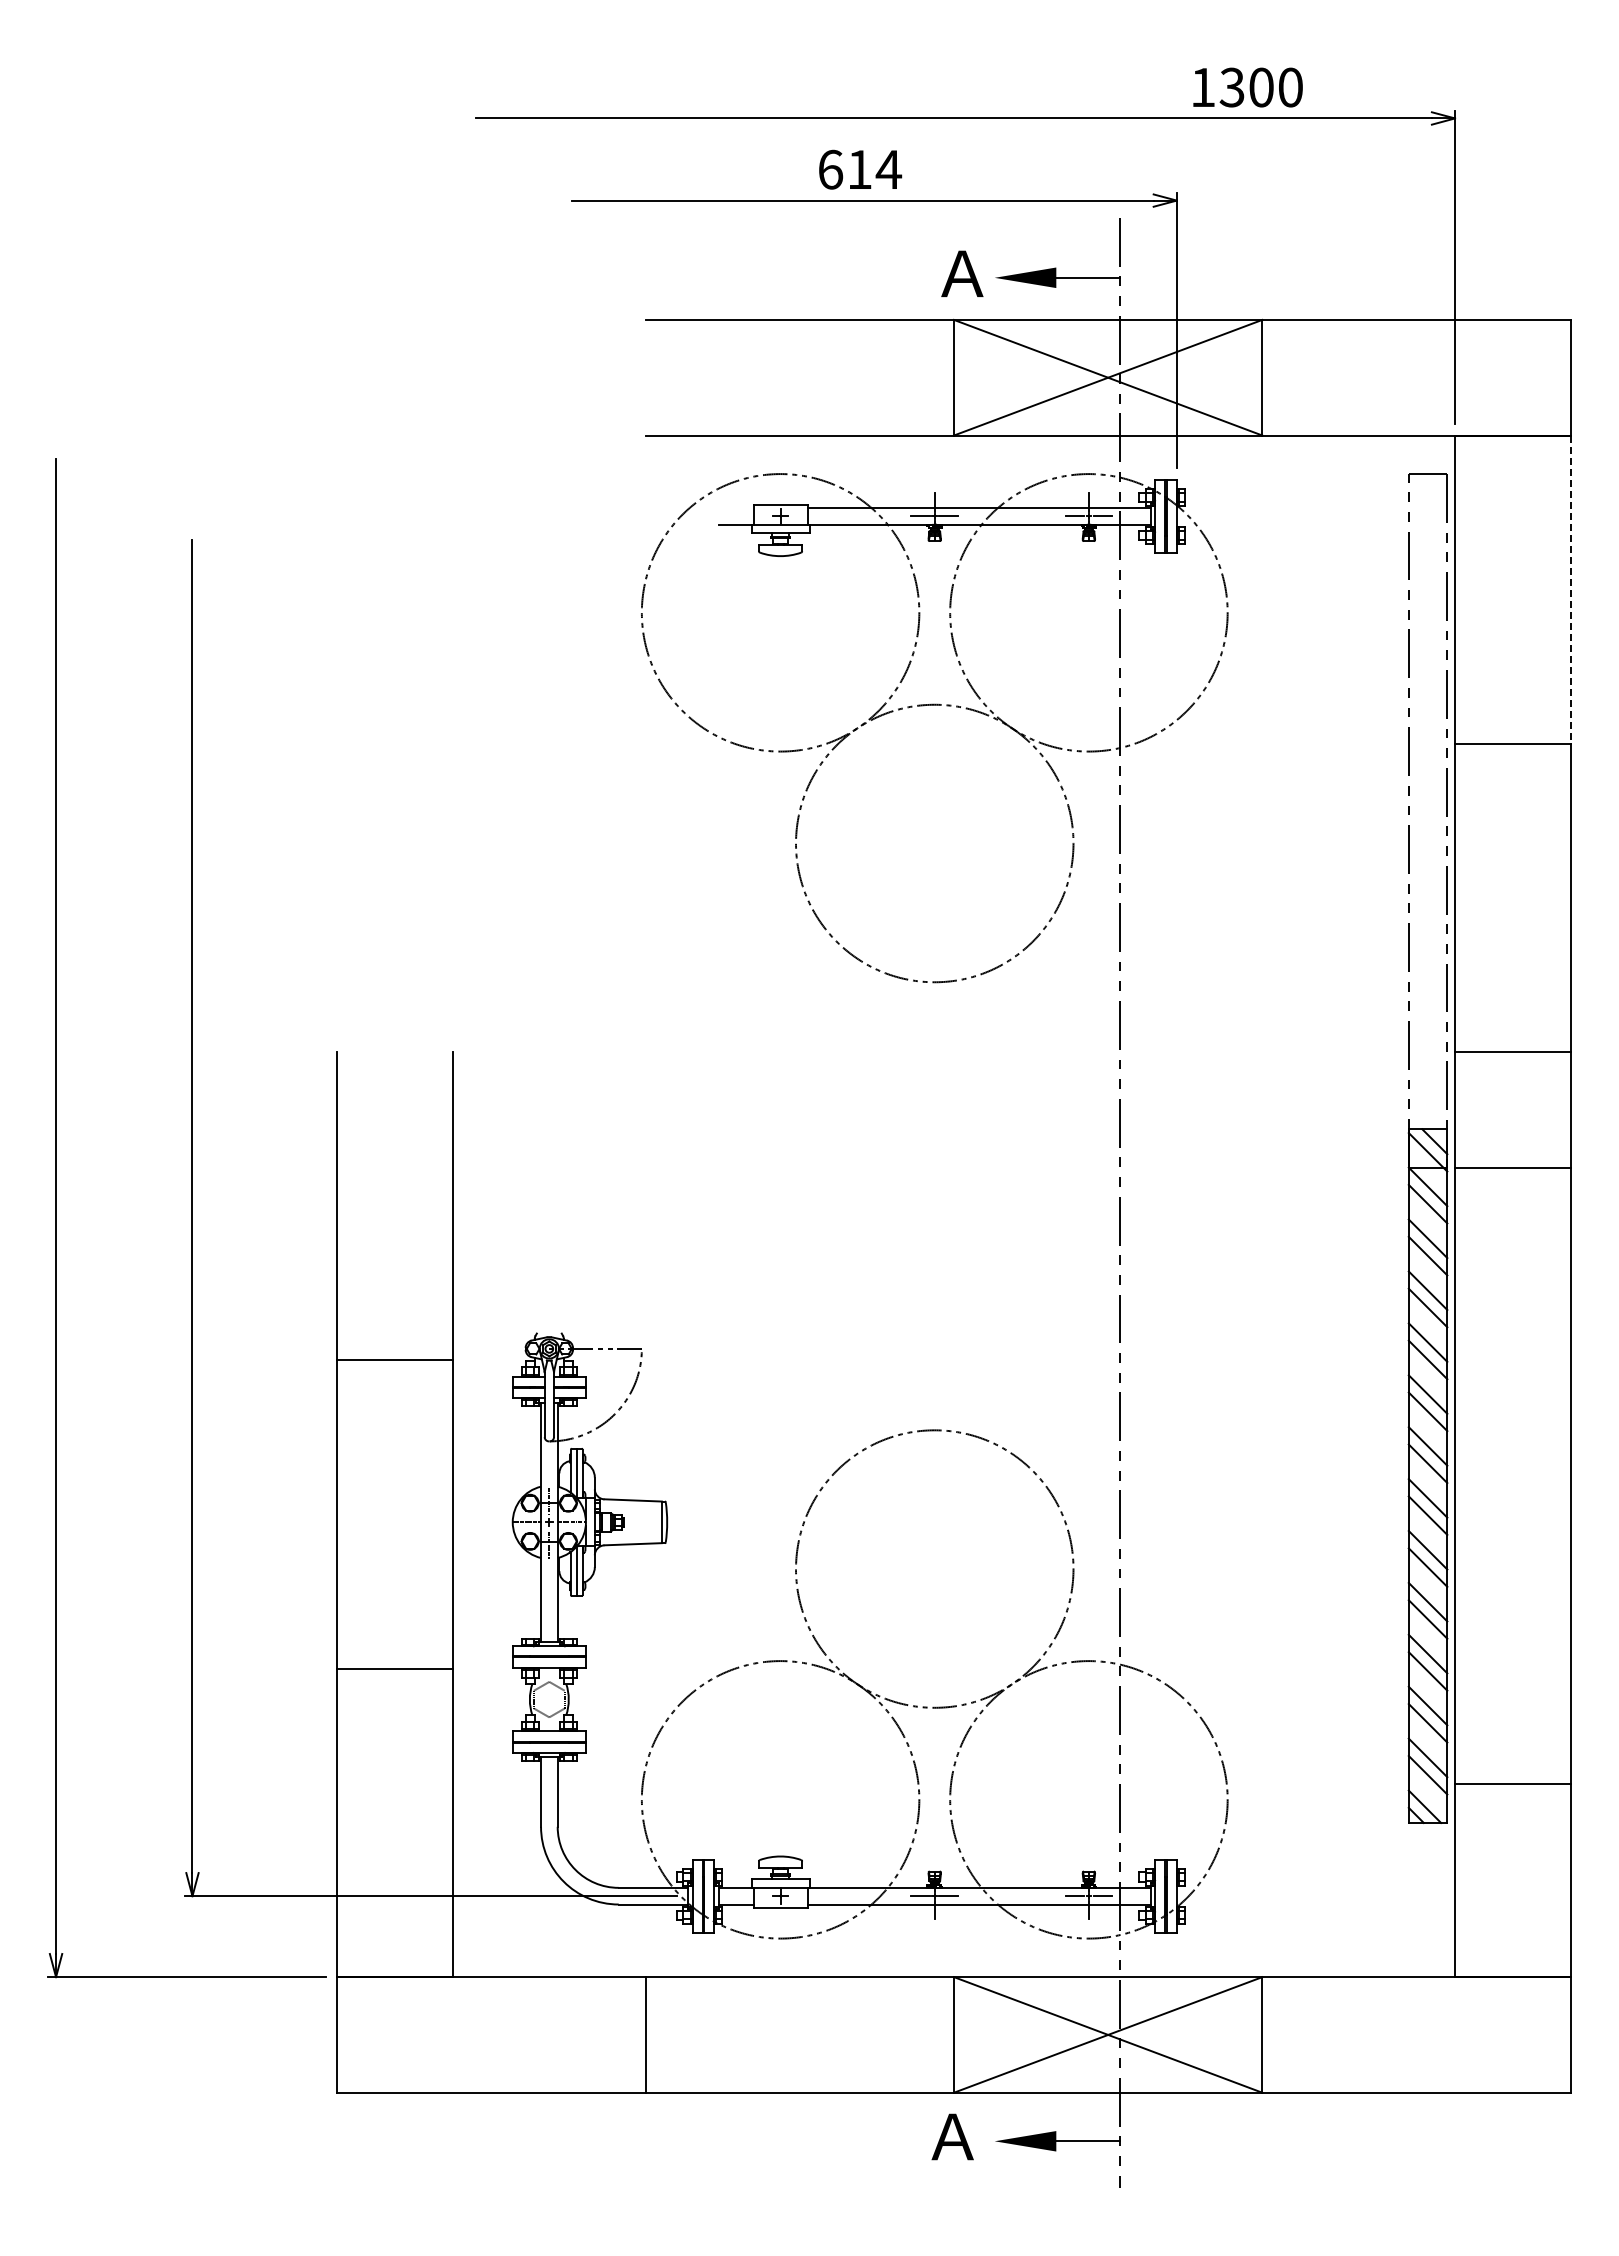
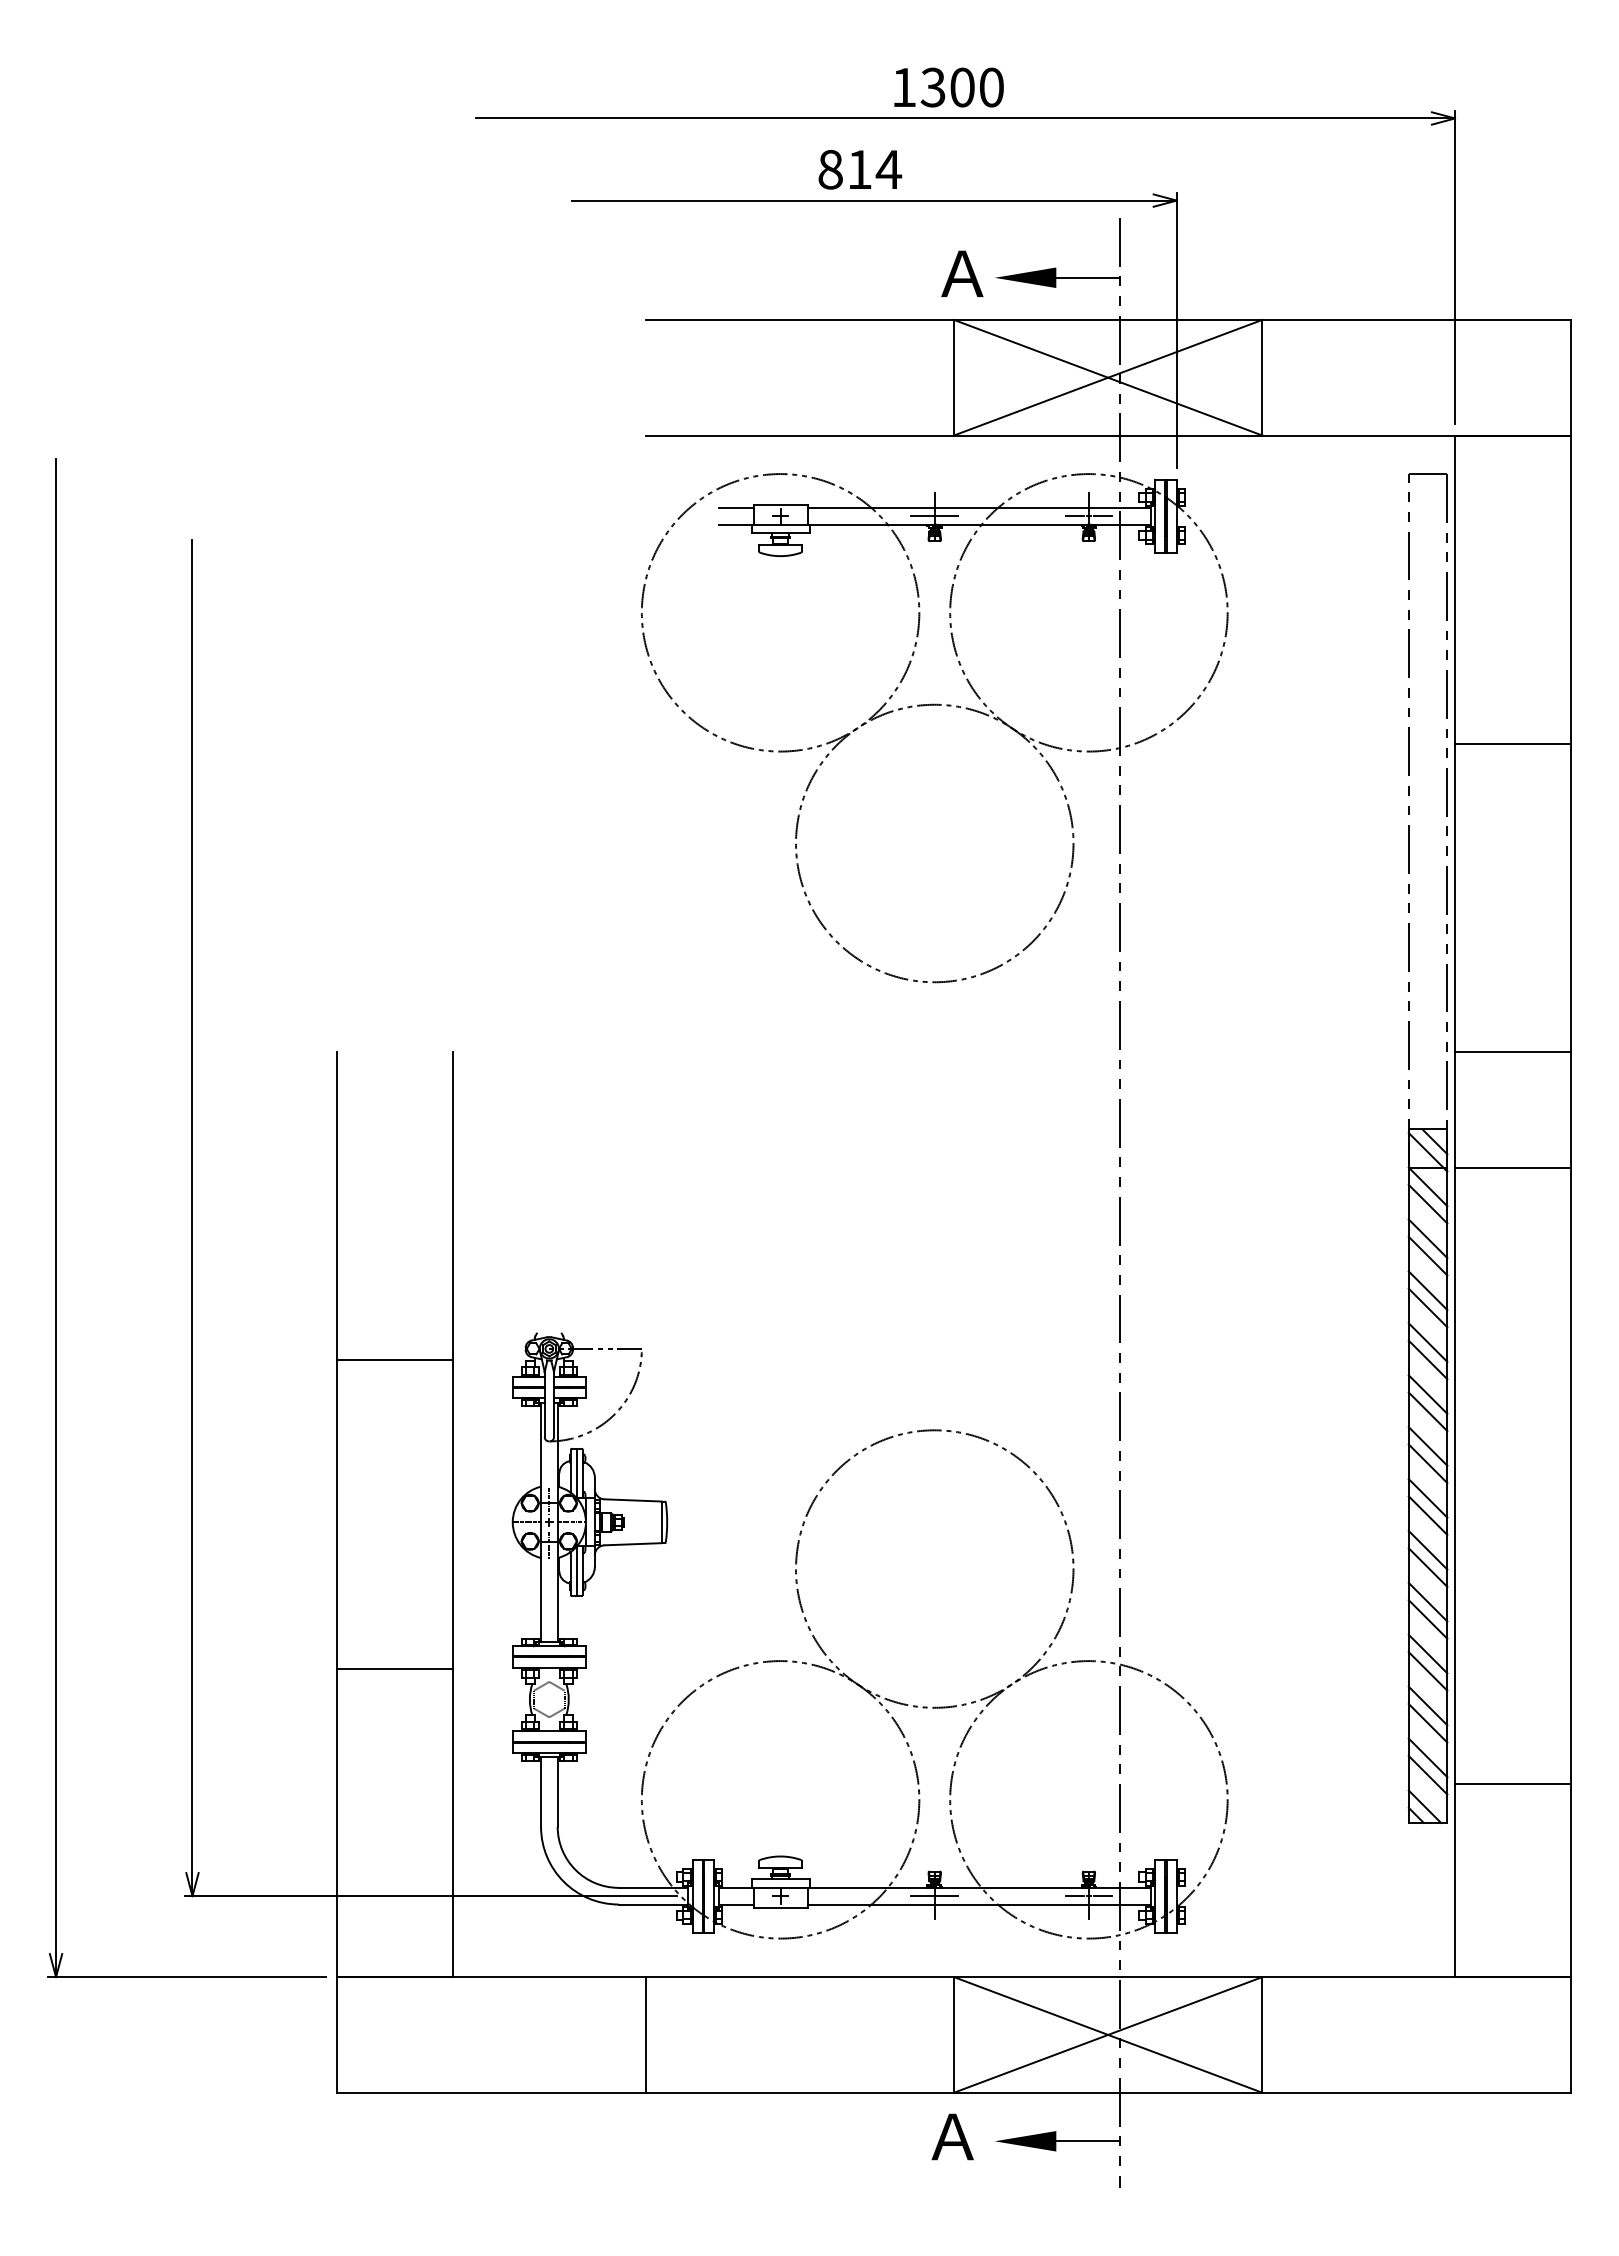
text position: (1247, 87) -> (948, 87) (948, 87)
text: 614 -> 814 (830, 169)
line: none -> present (735, 508)
line: dashed -> solid (1570, 590)
